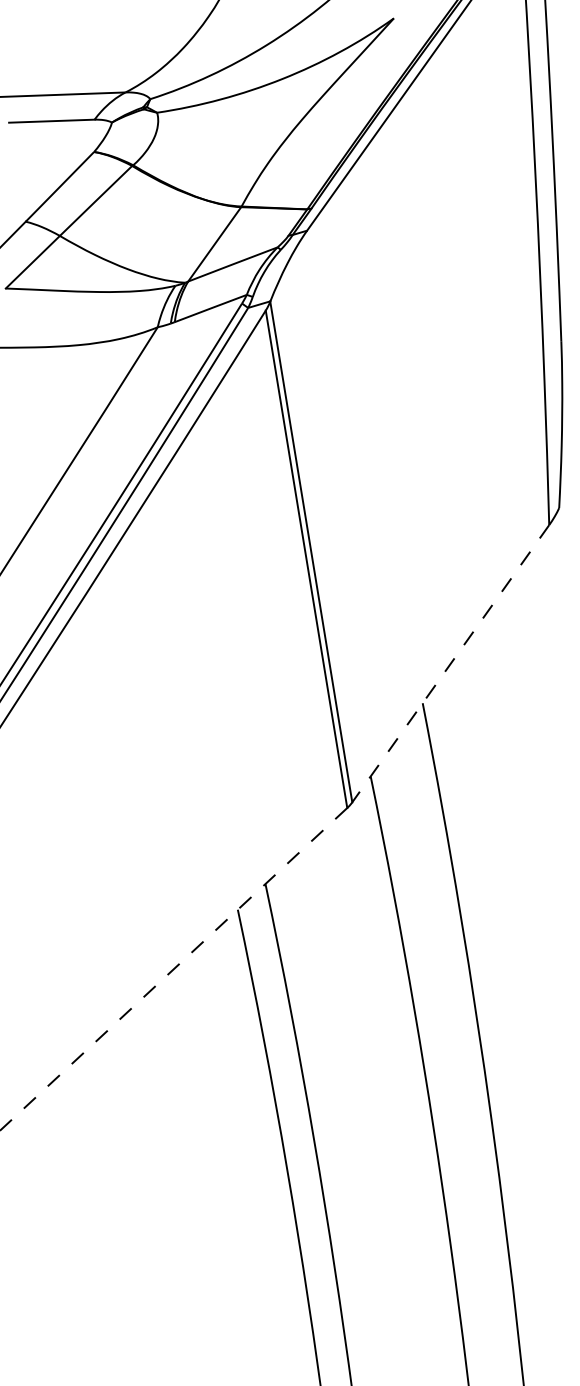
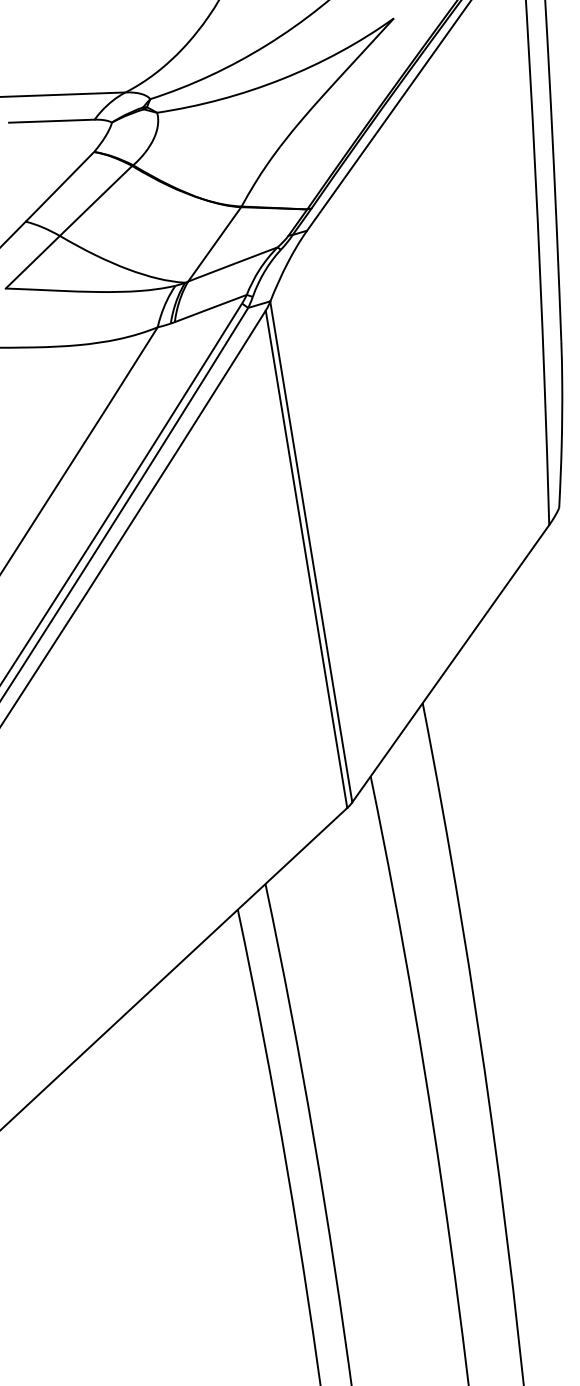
line: dashed -> solid (450, 664)
line: dashed -> solid (173, 969)
